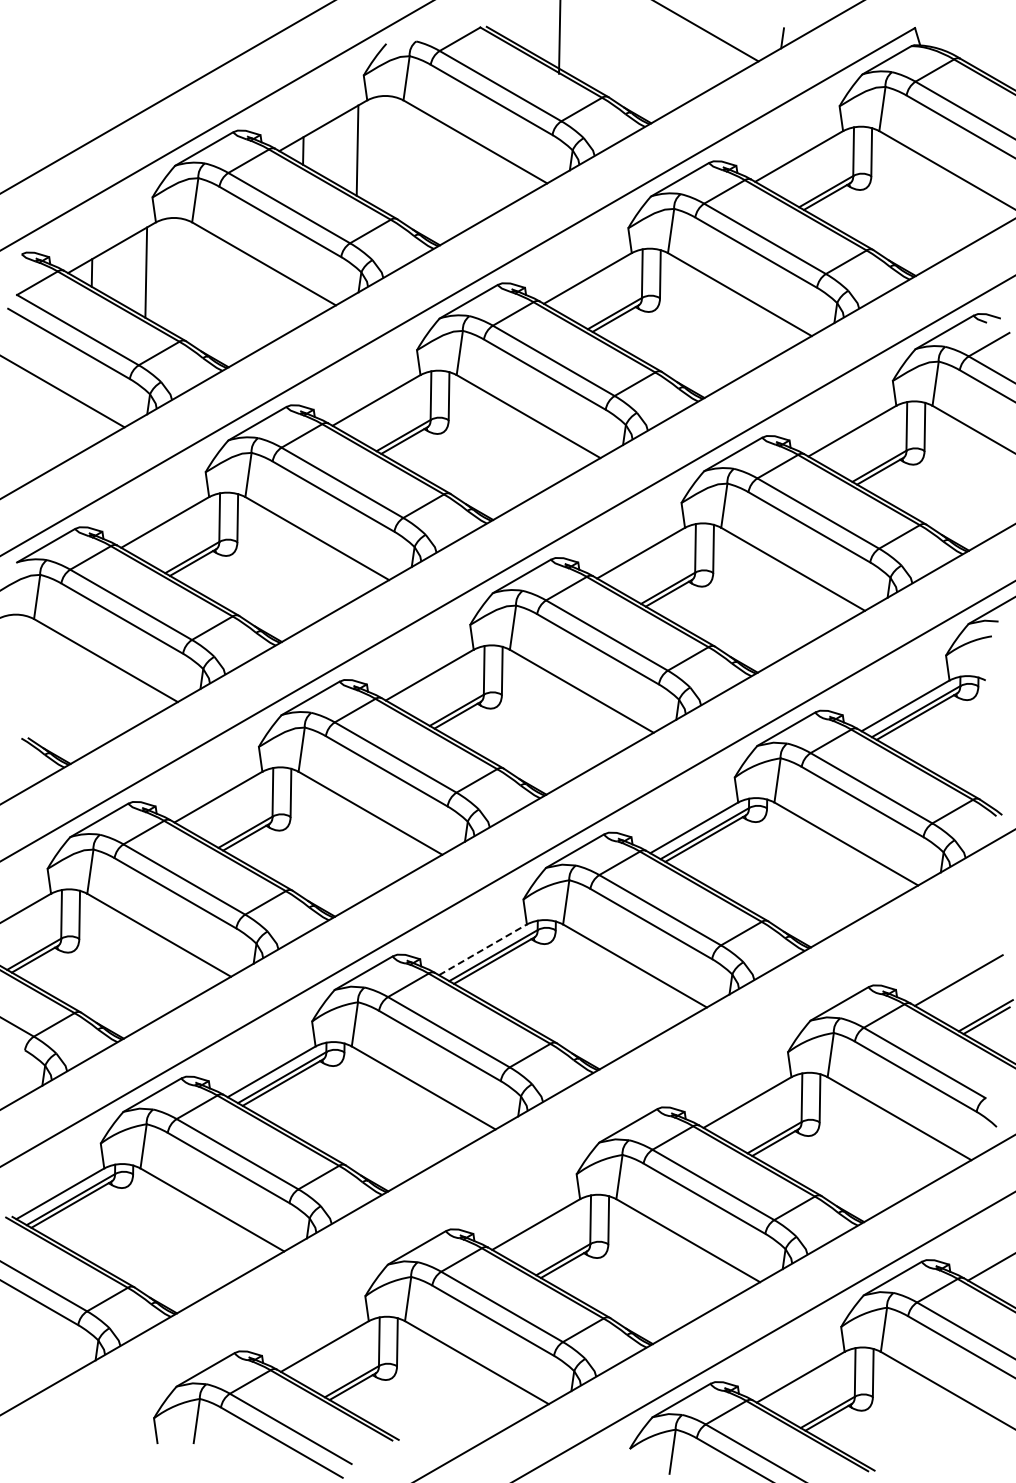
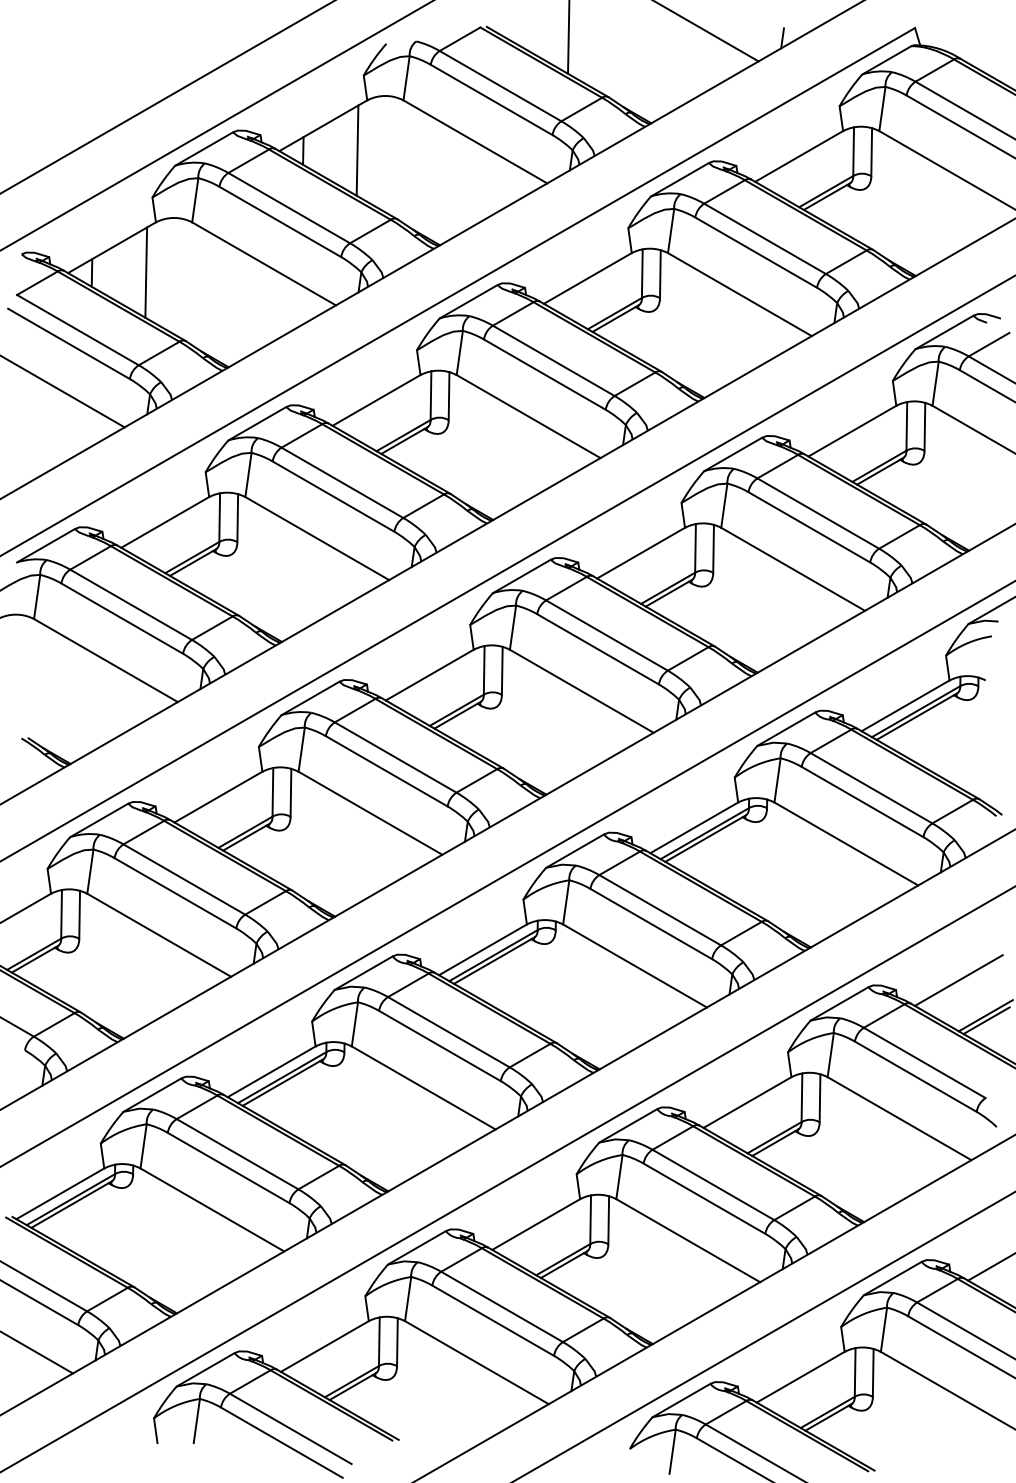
line position: (559, 37) -> (568, 37) (568, 37)
line: dashed -> solid (482, 949)
line: none -> present (507, 1179)
line: none -> present (37, 1352)
